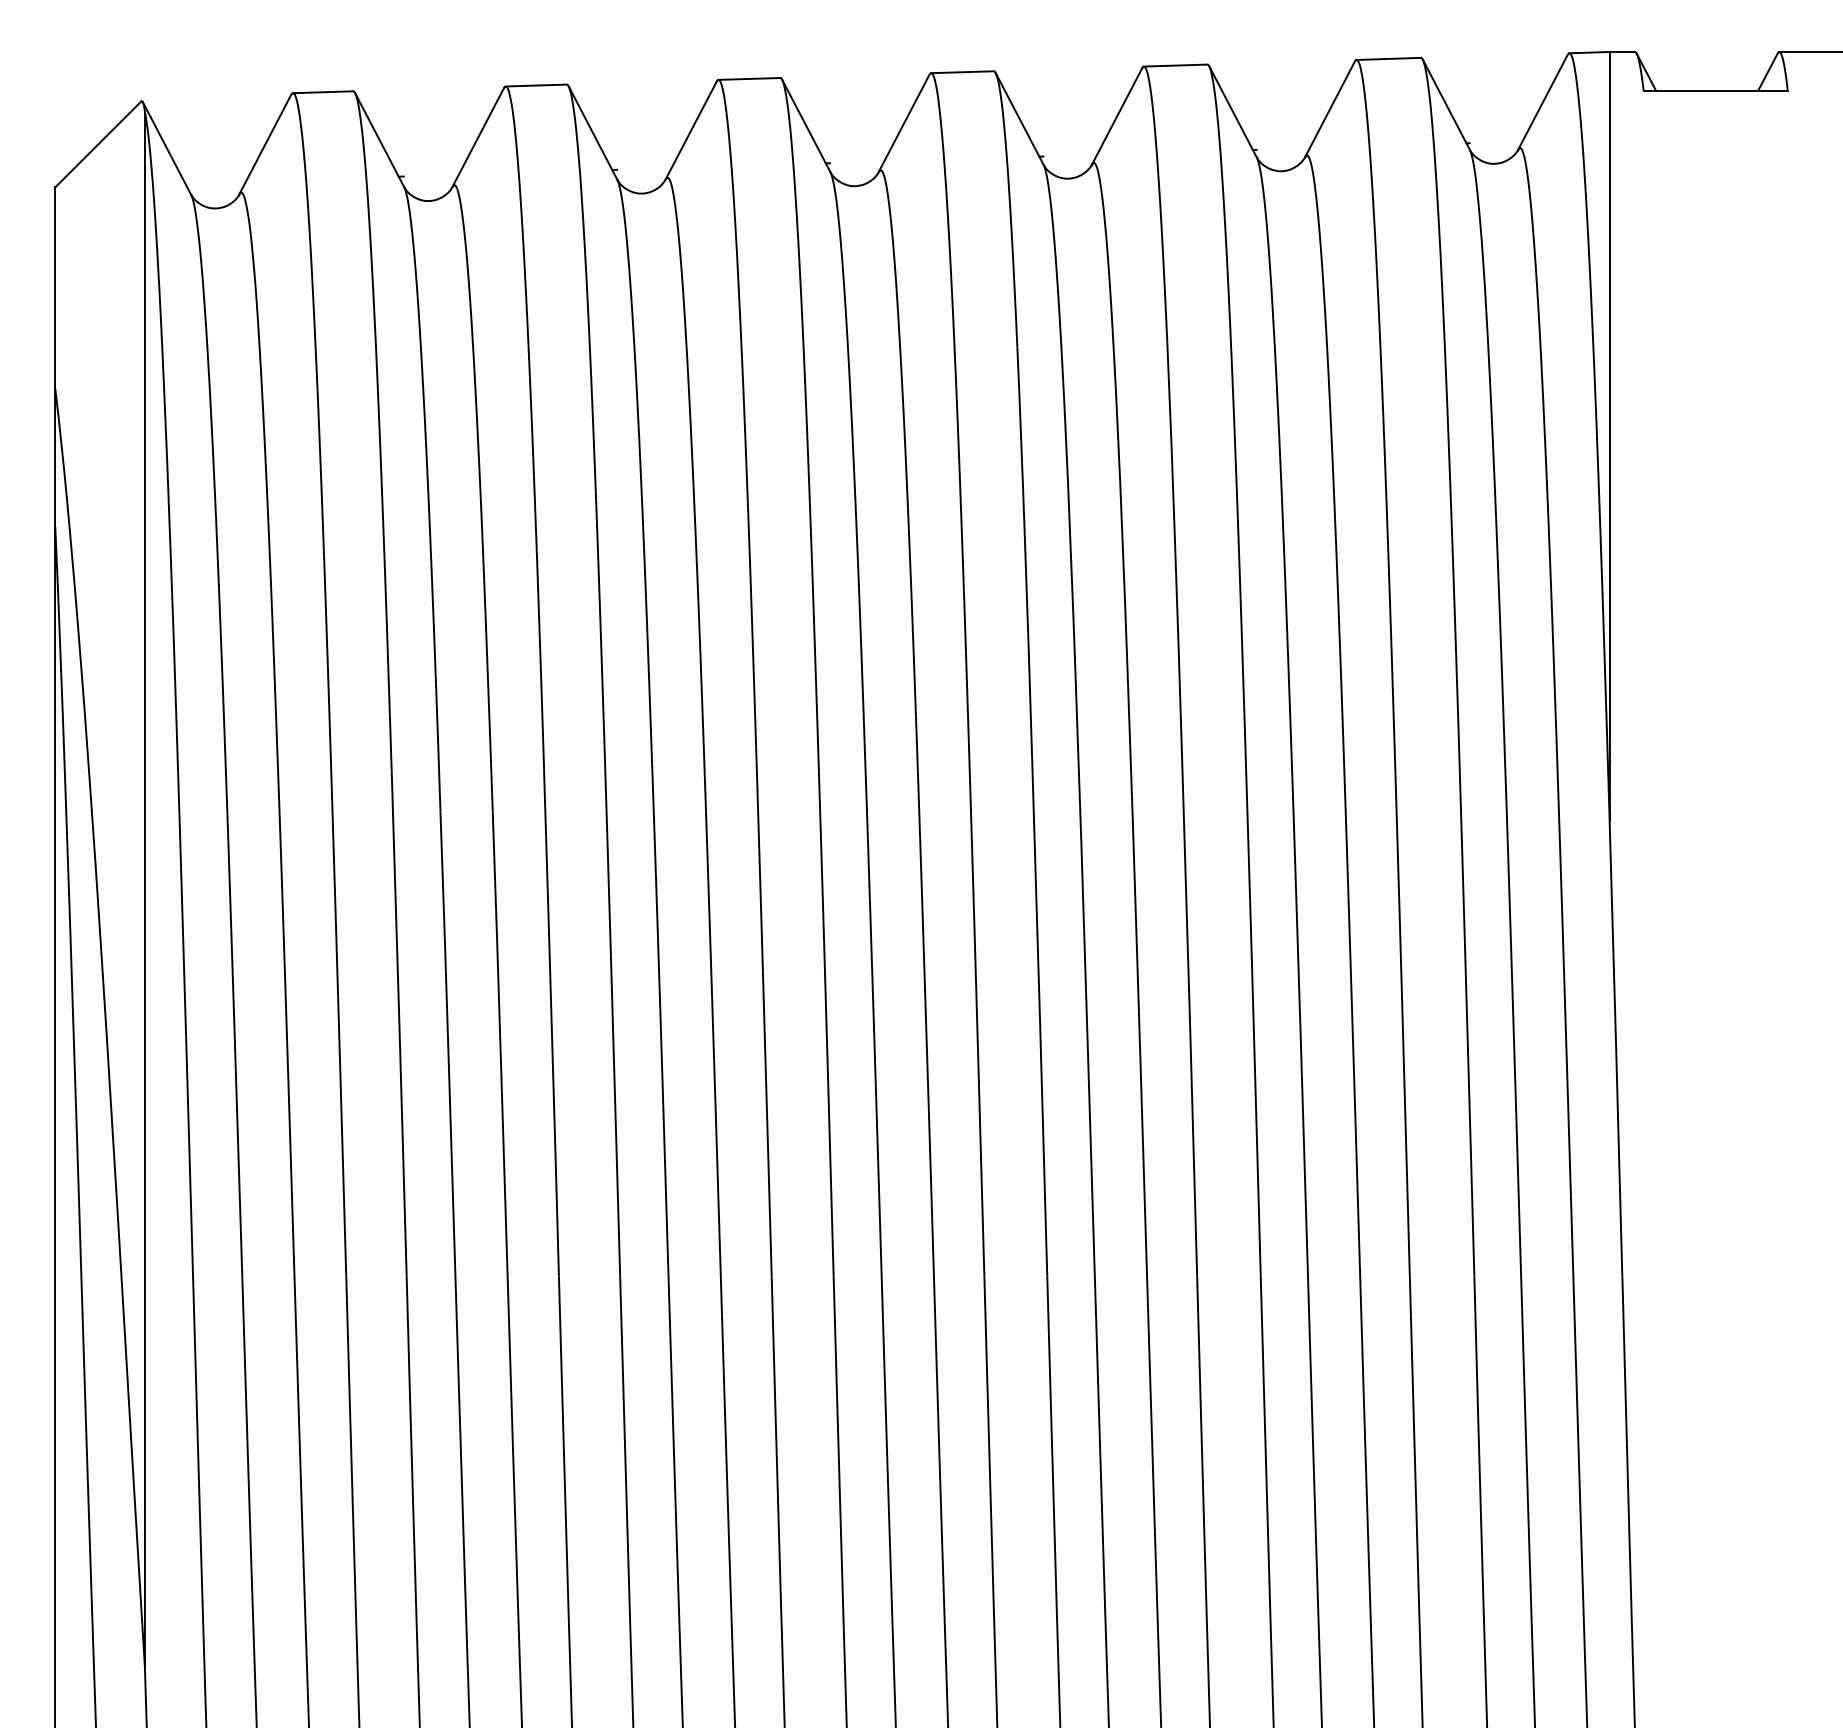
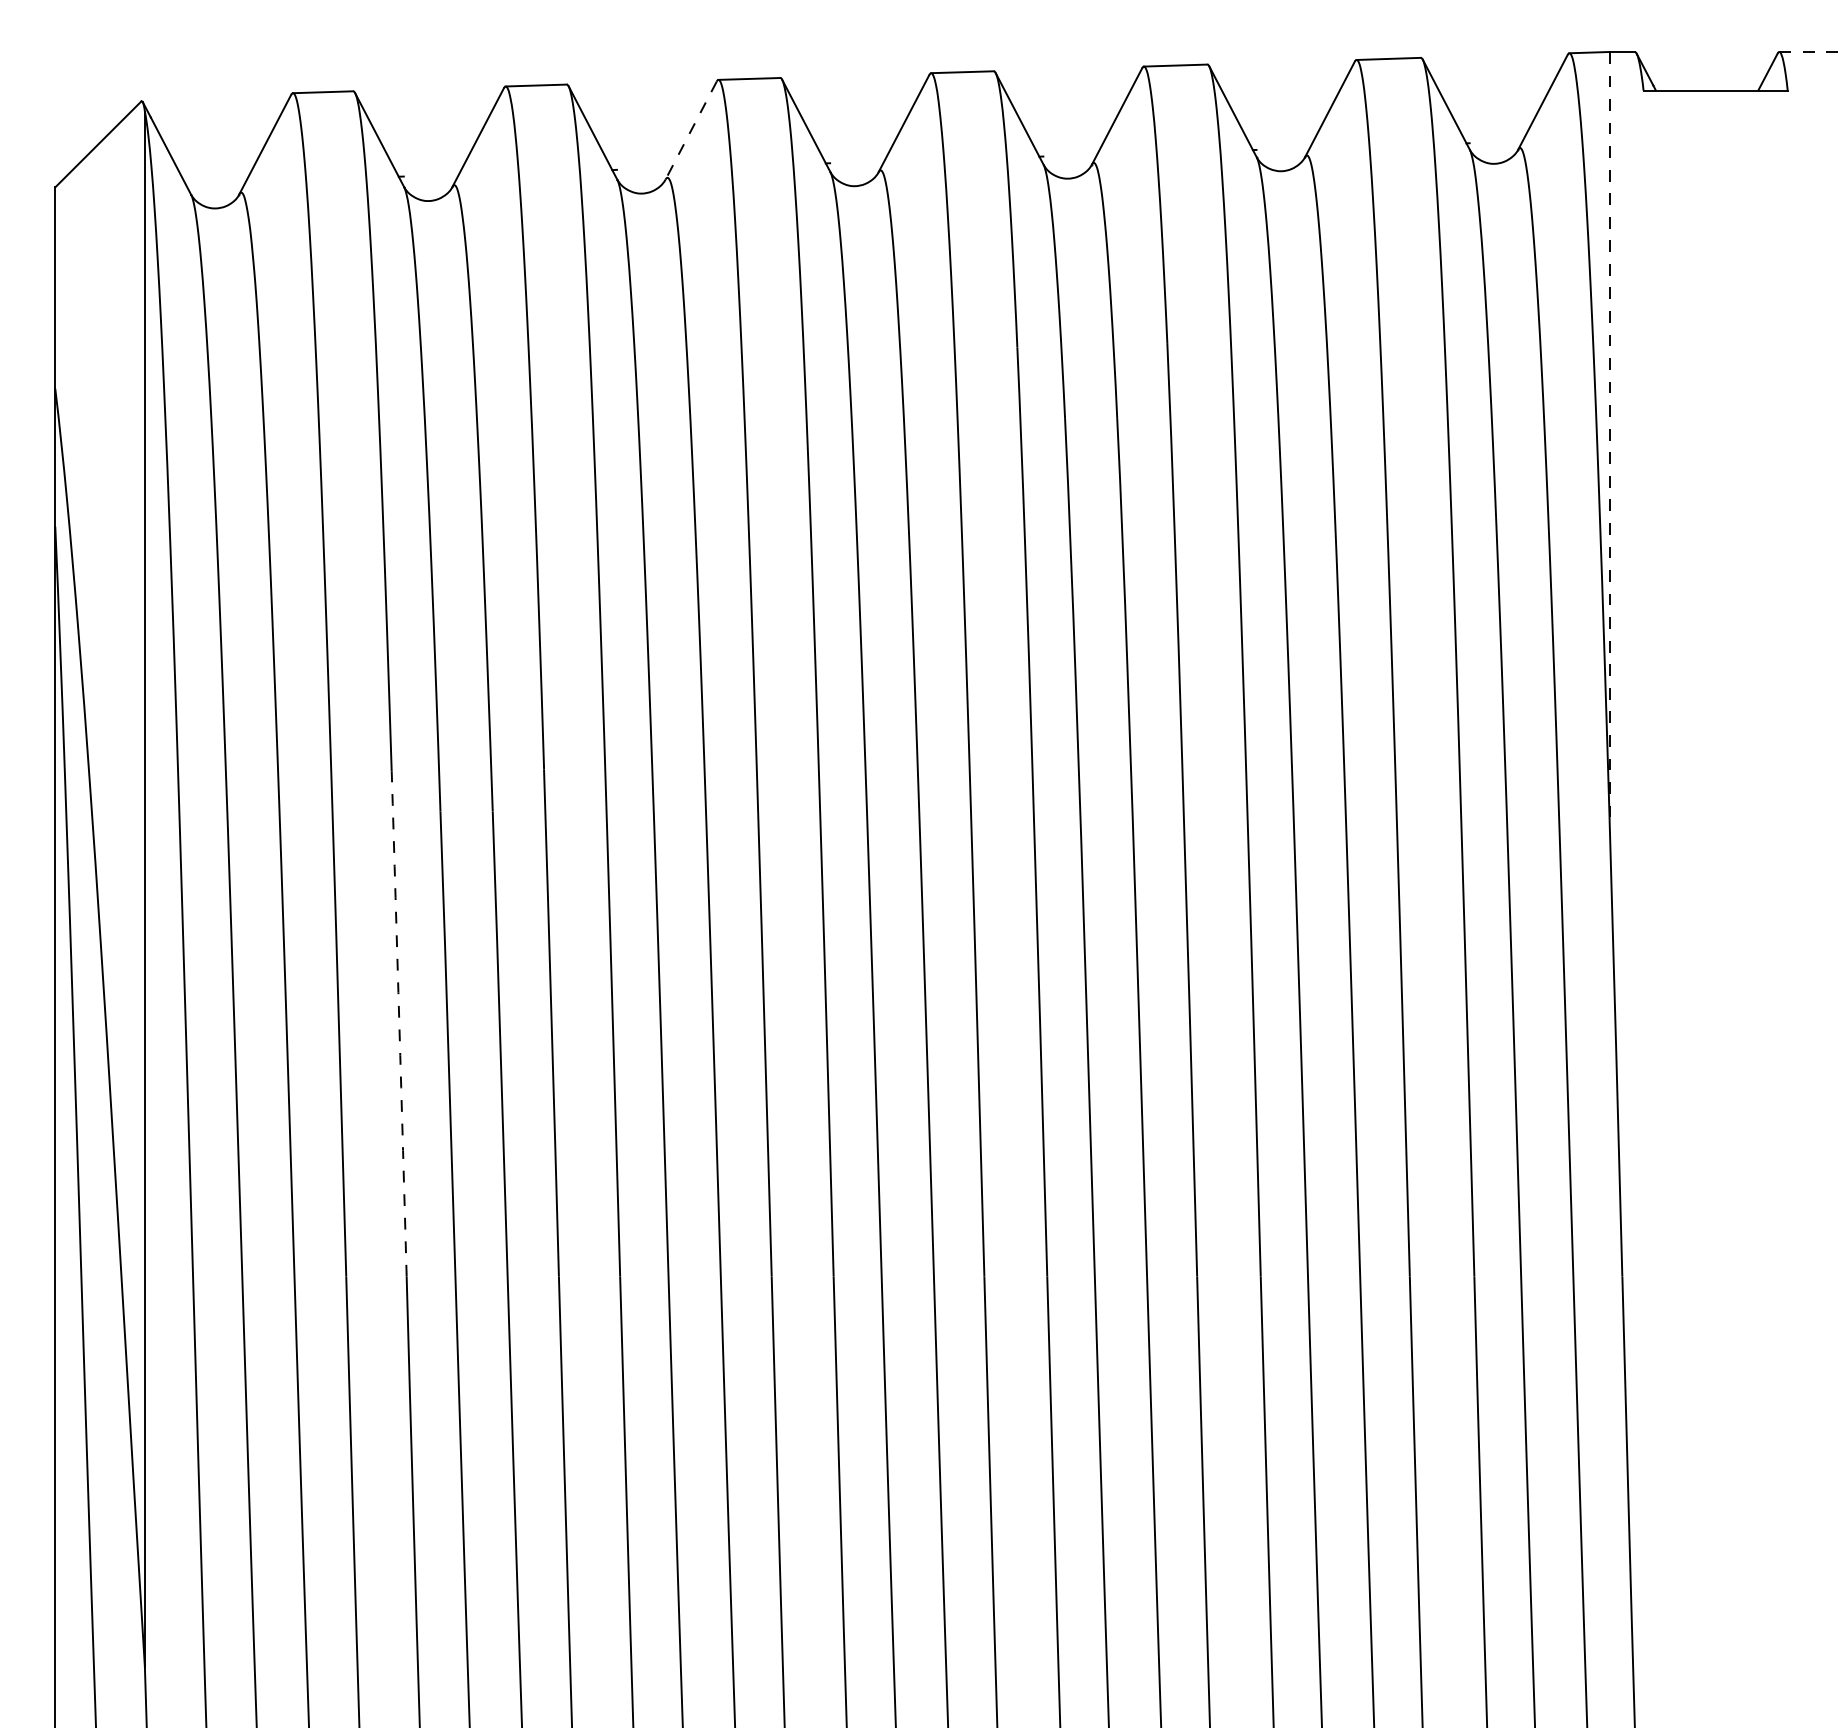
line: solid -> dashed (1811, 51)
line: solid -> dashed (690, 131)
line: solid -> dashed (1609, 436)
arc: solid -> dashed (399, 1024)
